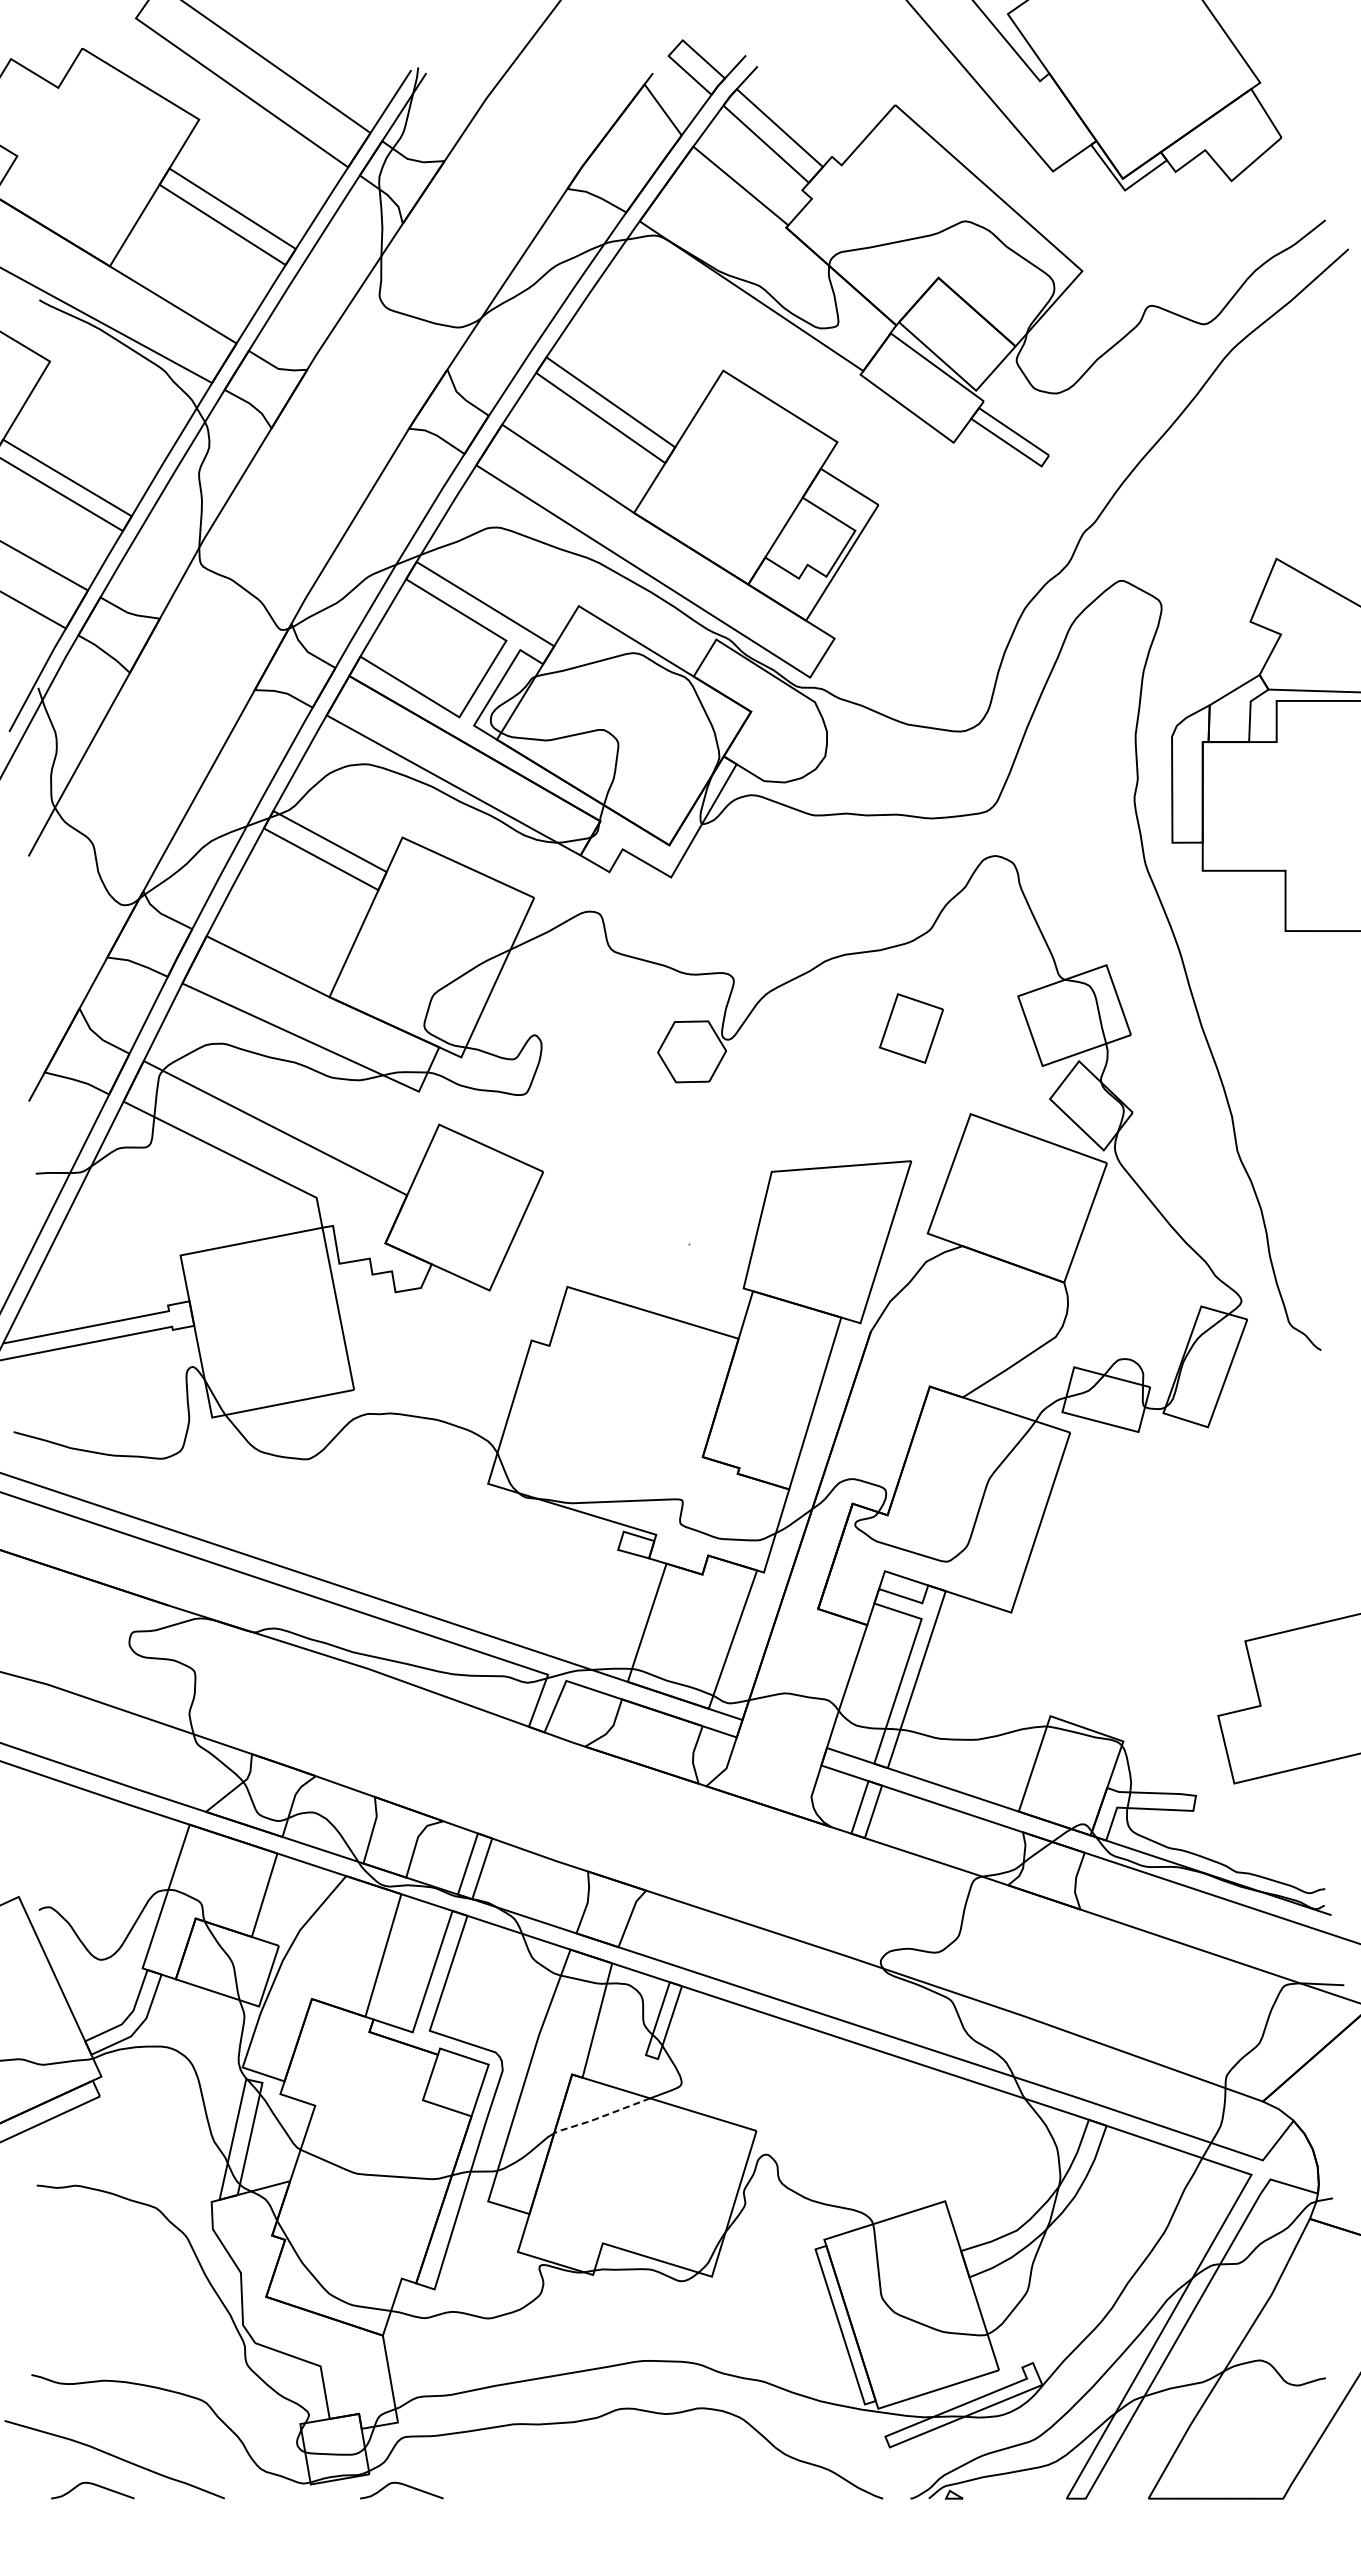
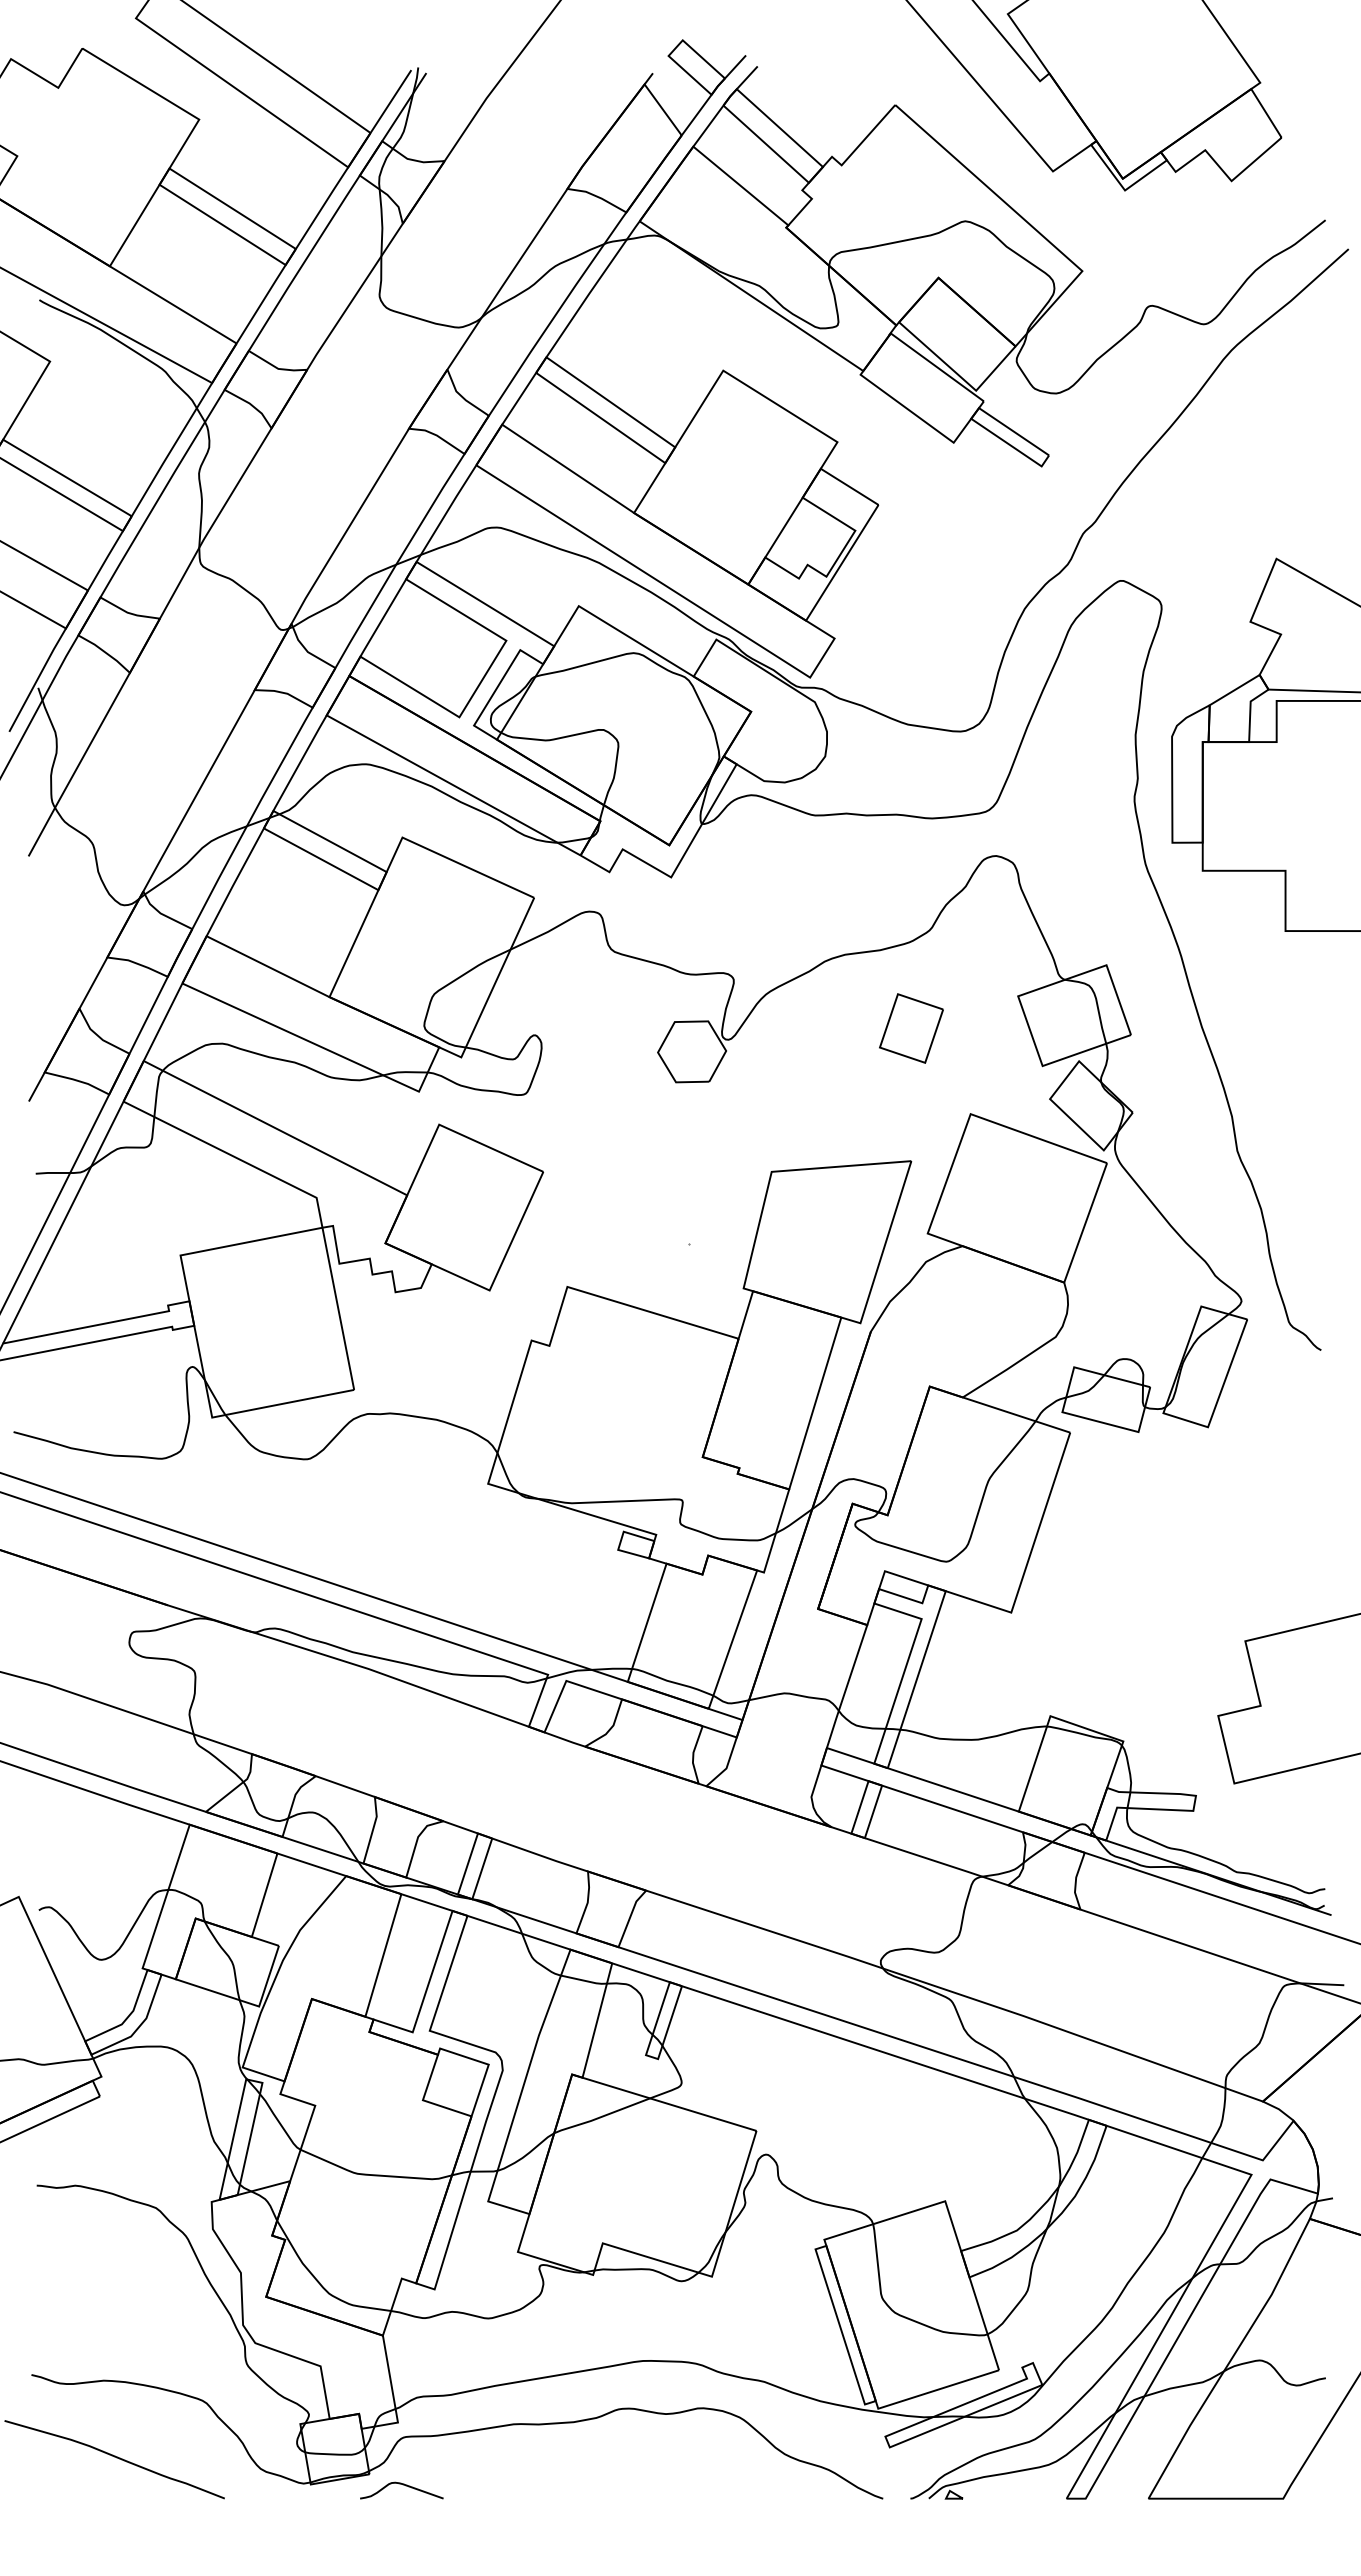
line: dashed -> solid (601, 2117)
curve: present -> none (94, 2485)
